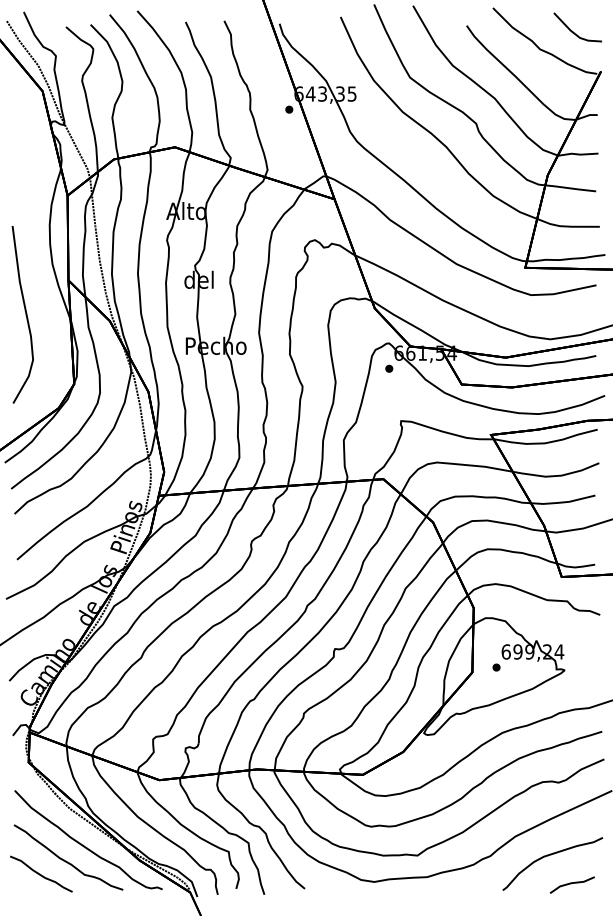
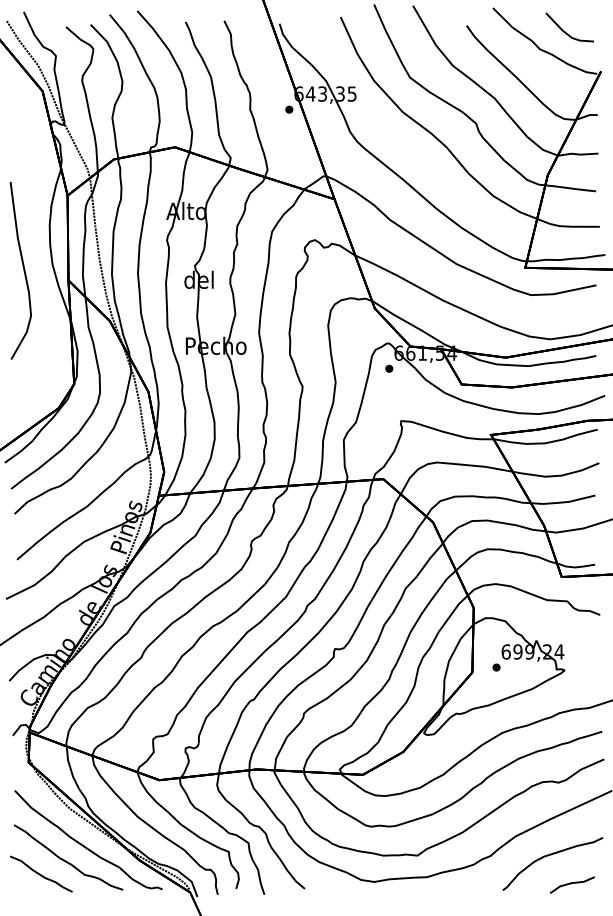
line position: (573, 31) -> (565, 31) (565, 31)
curve position: (25, 314) -> (23, 270) (23, 270)
